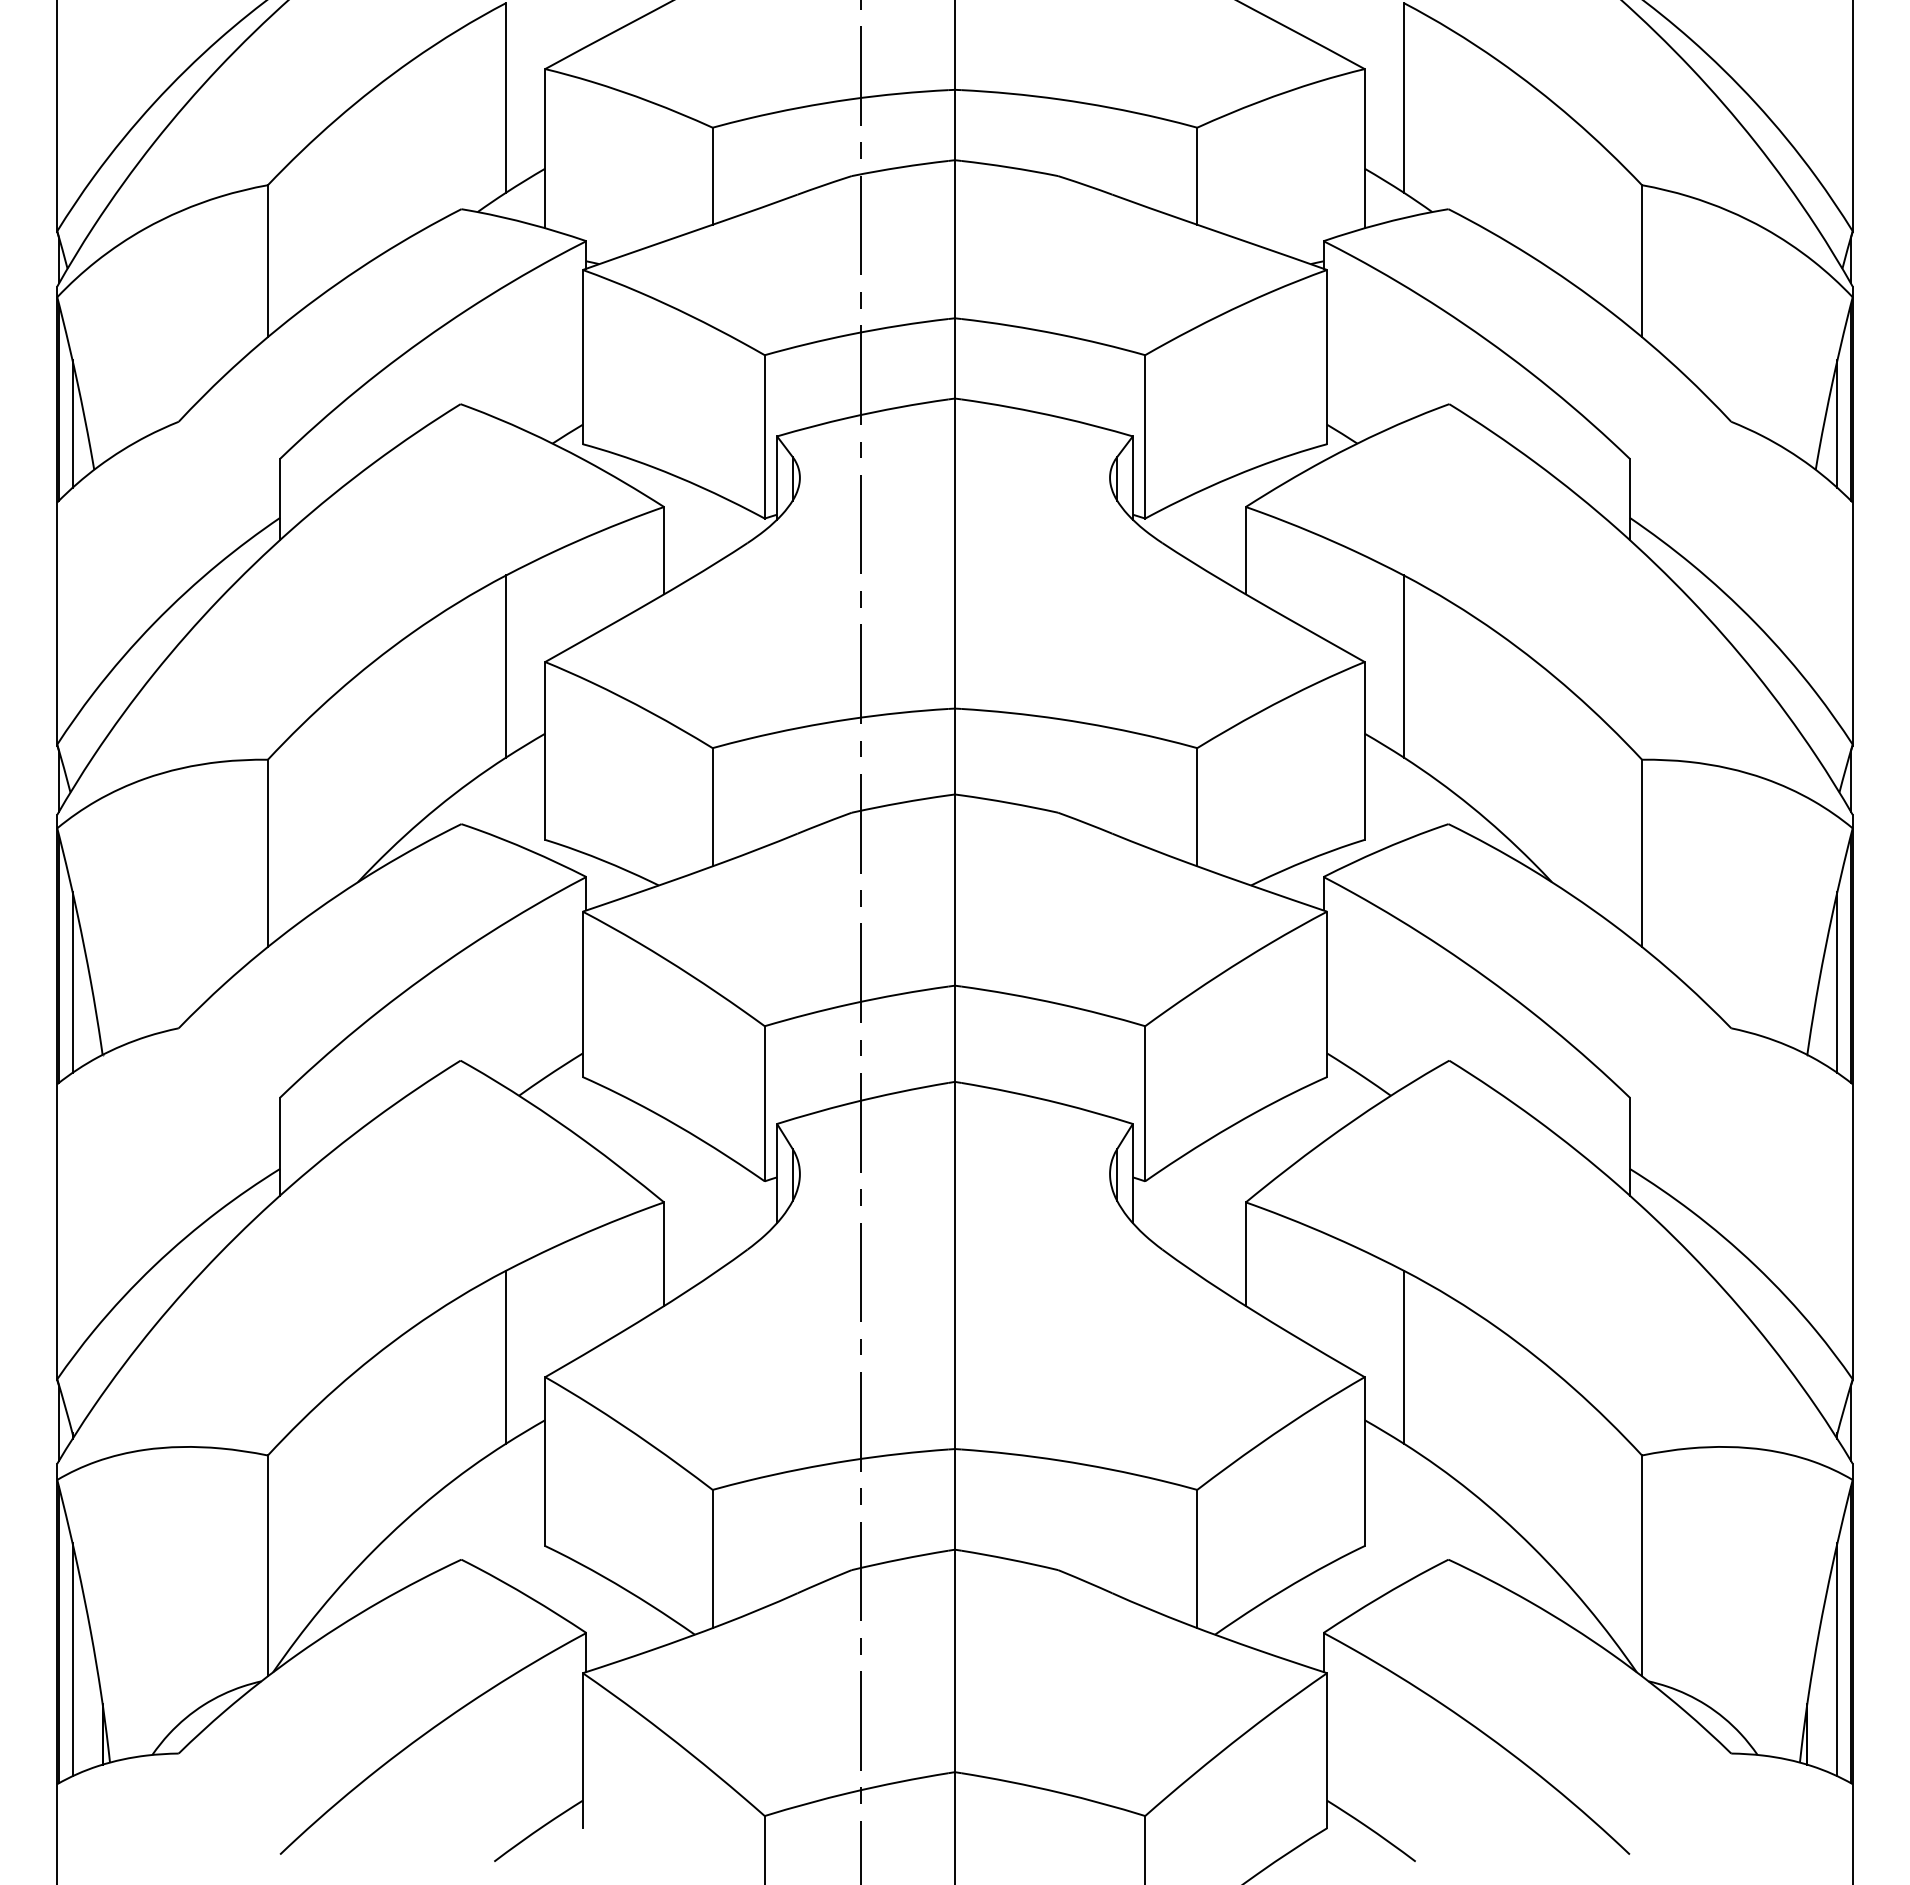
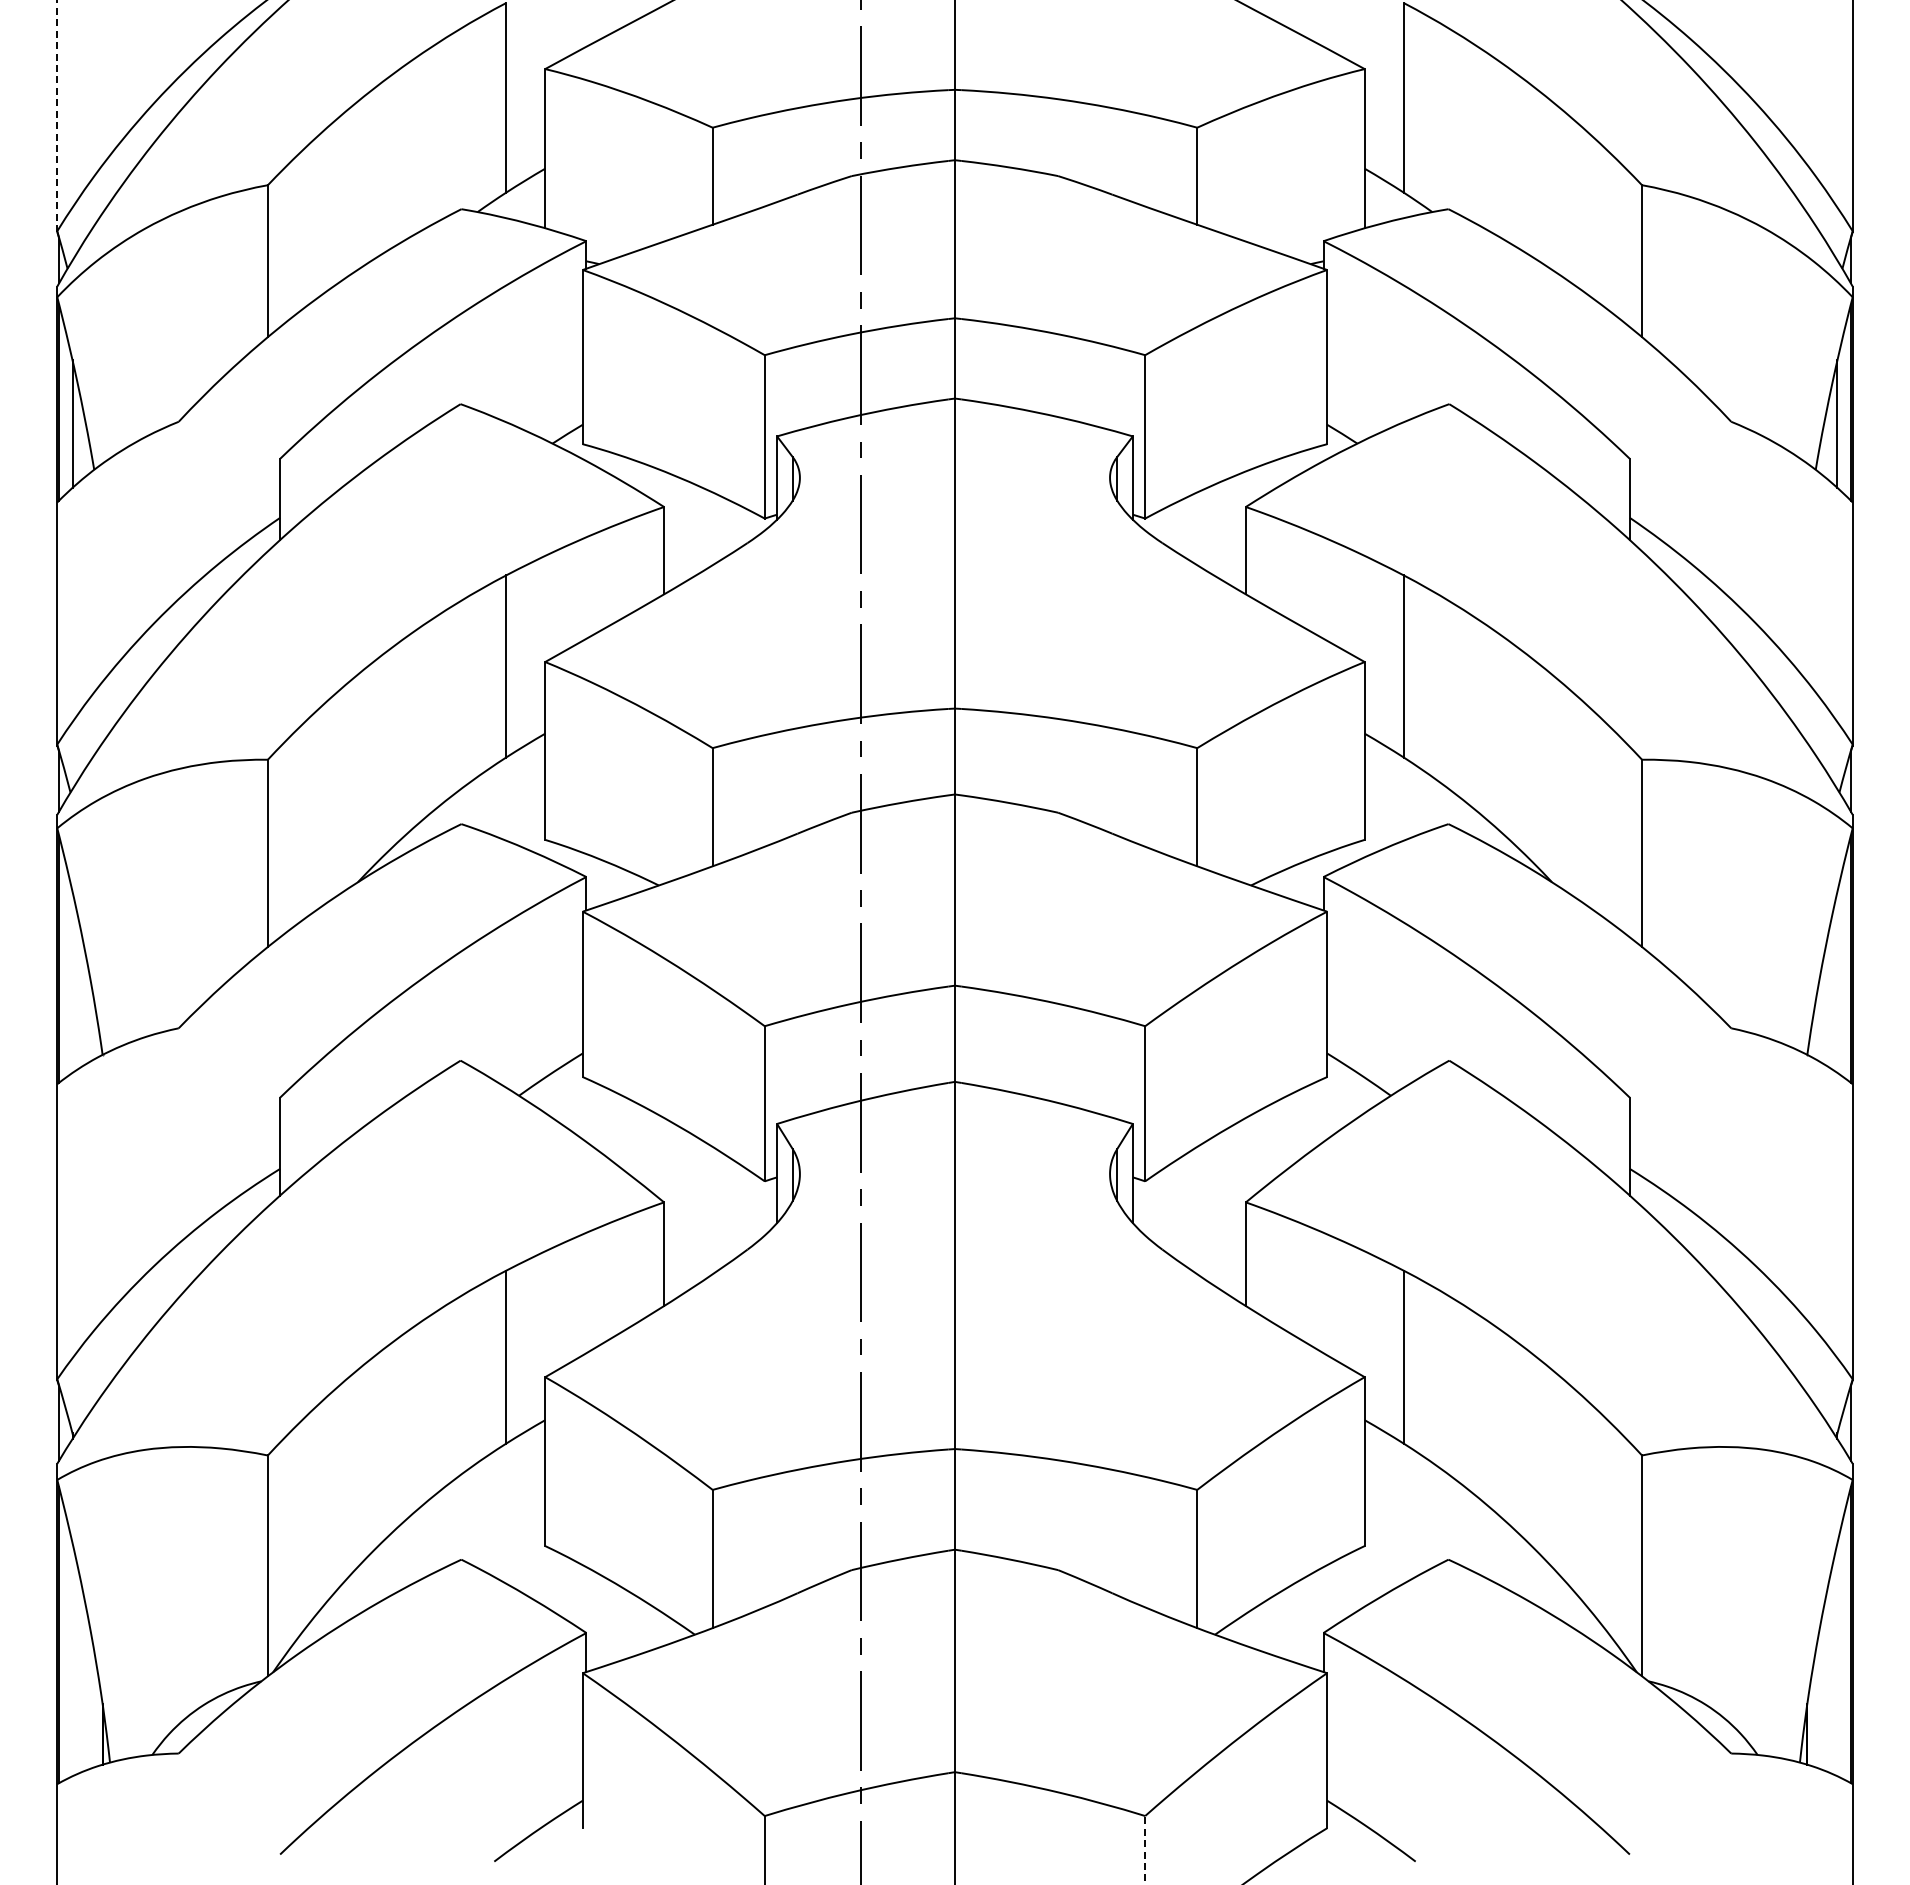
line: solid -> dashed (57, 116)
line: present -> none (72, 981)
line: present -> none (1837, 981)
line: present -> none (72, 1659)
line: present -> none (1837, 1659)
line: solid -> dashed (1145, 1849)
